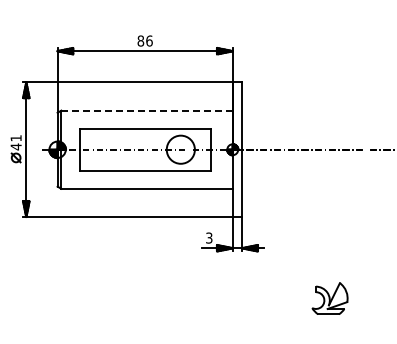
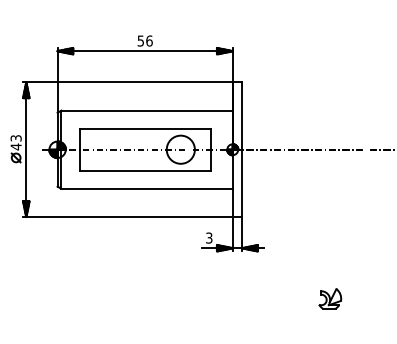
text: 86 -> 56 (140, 40)
line: dashed -> solid (147, 110)
text: 41 -> 43 (15, 138)
part size: 38x33 px -> 25x22 px (330, 298)
